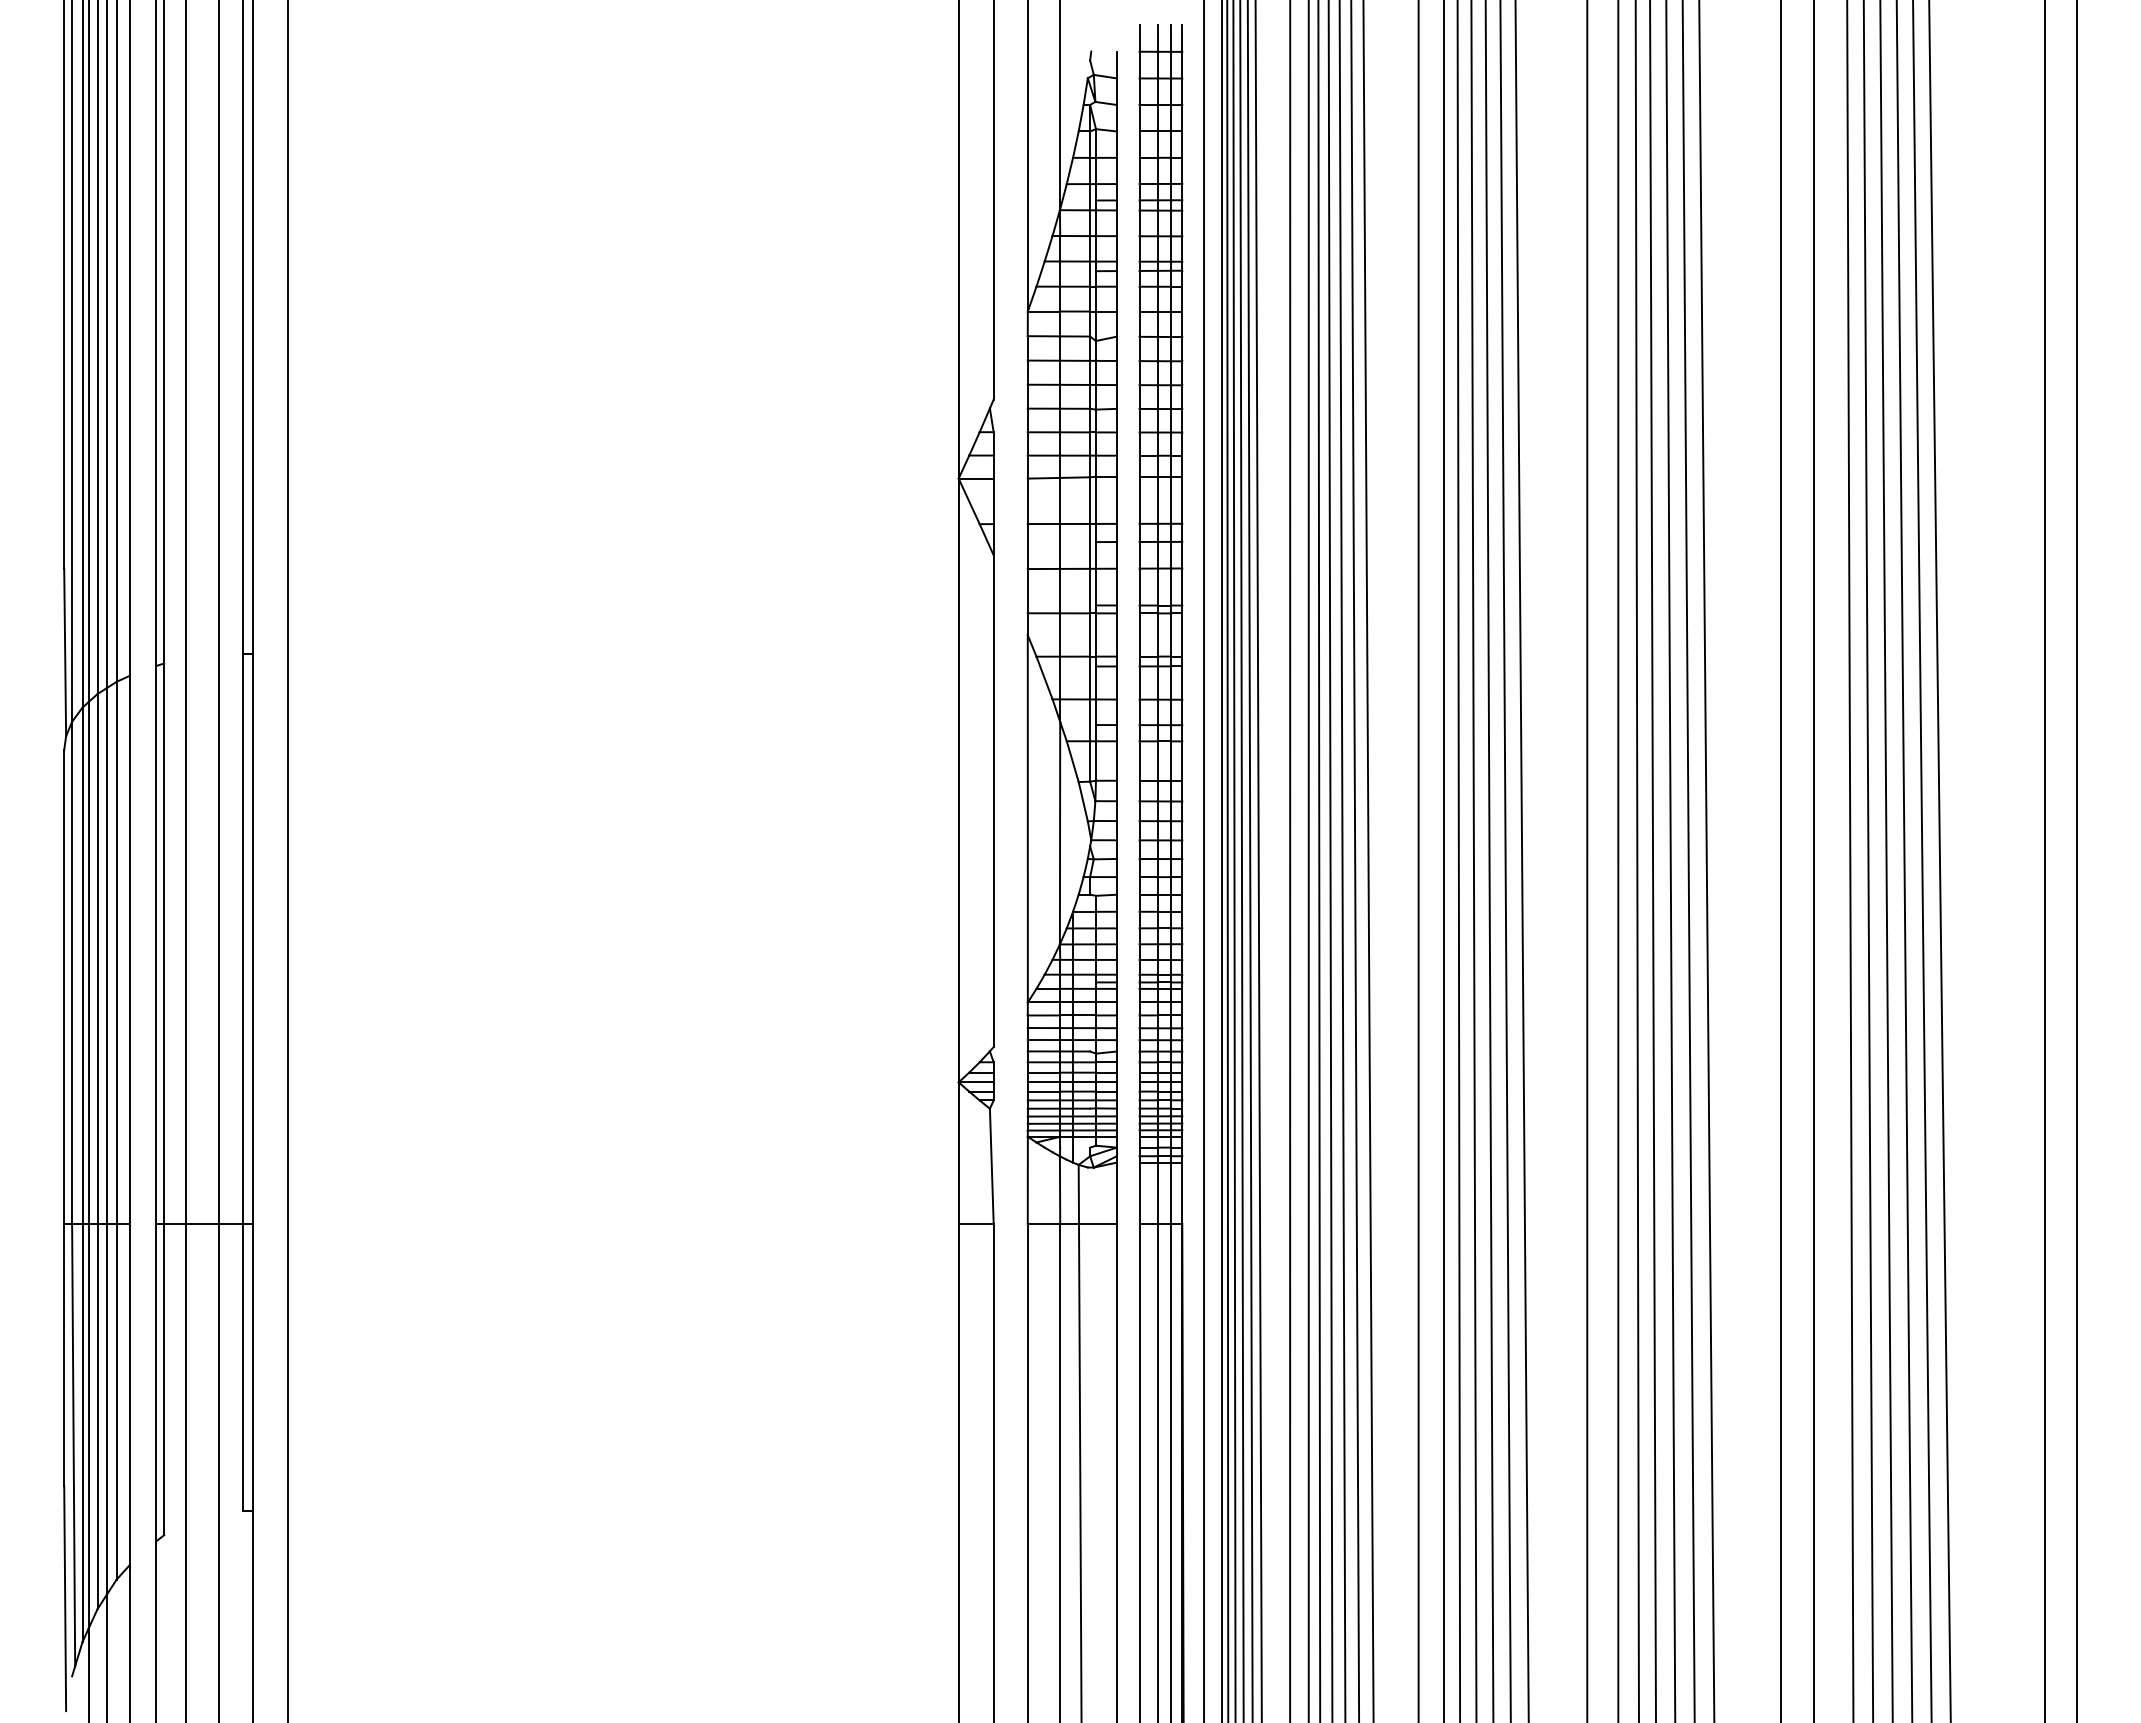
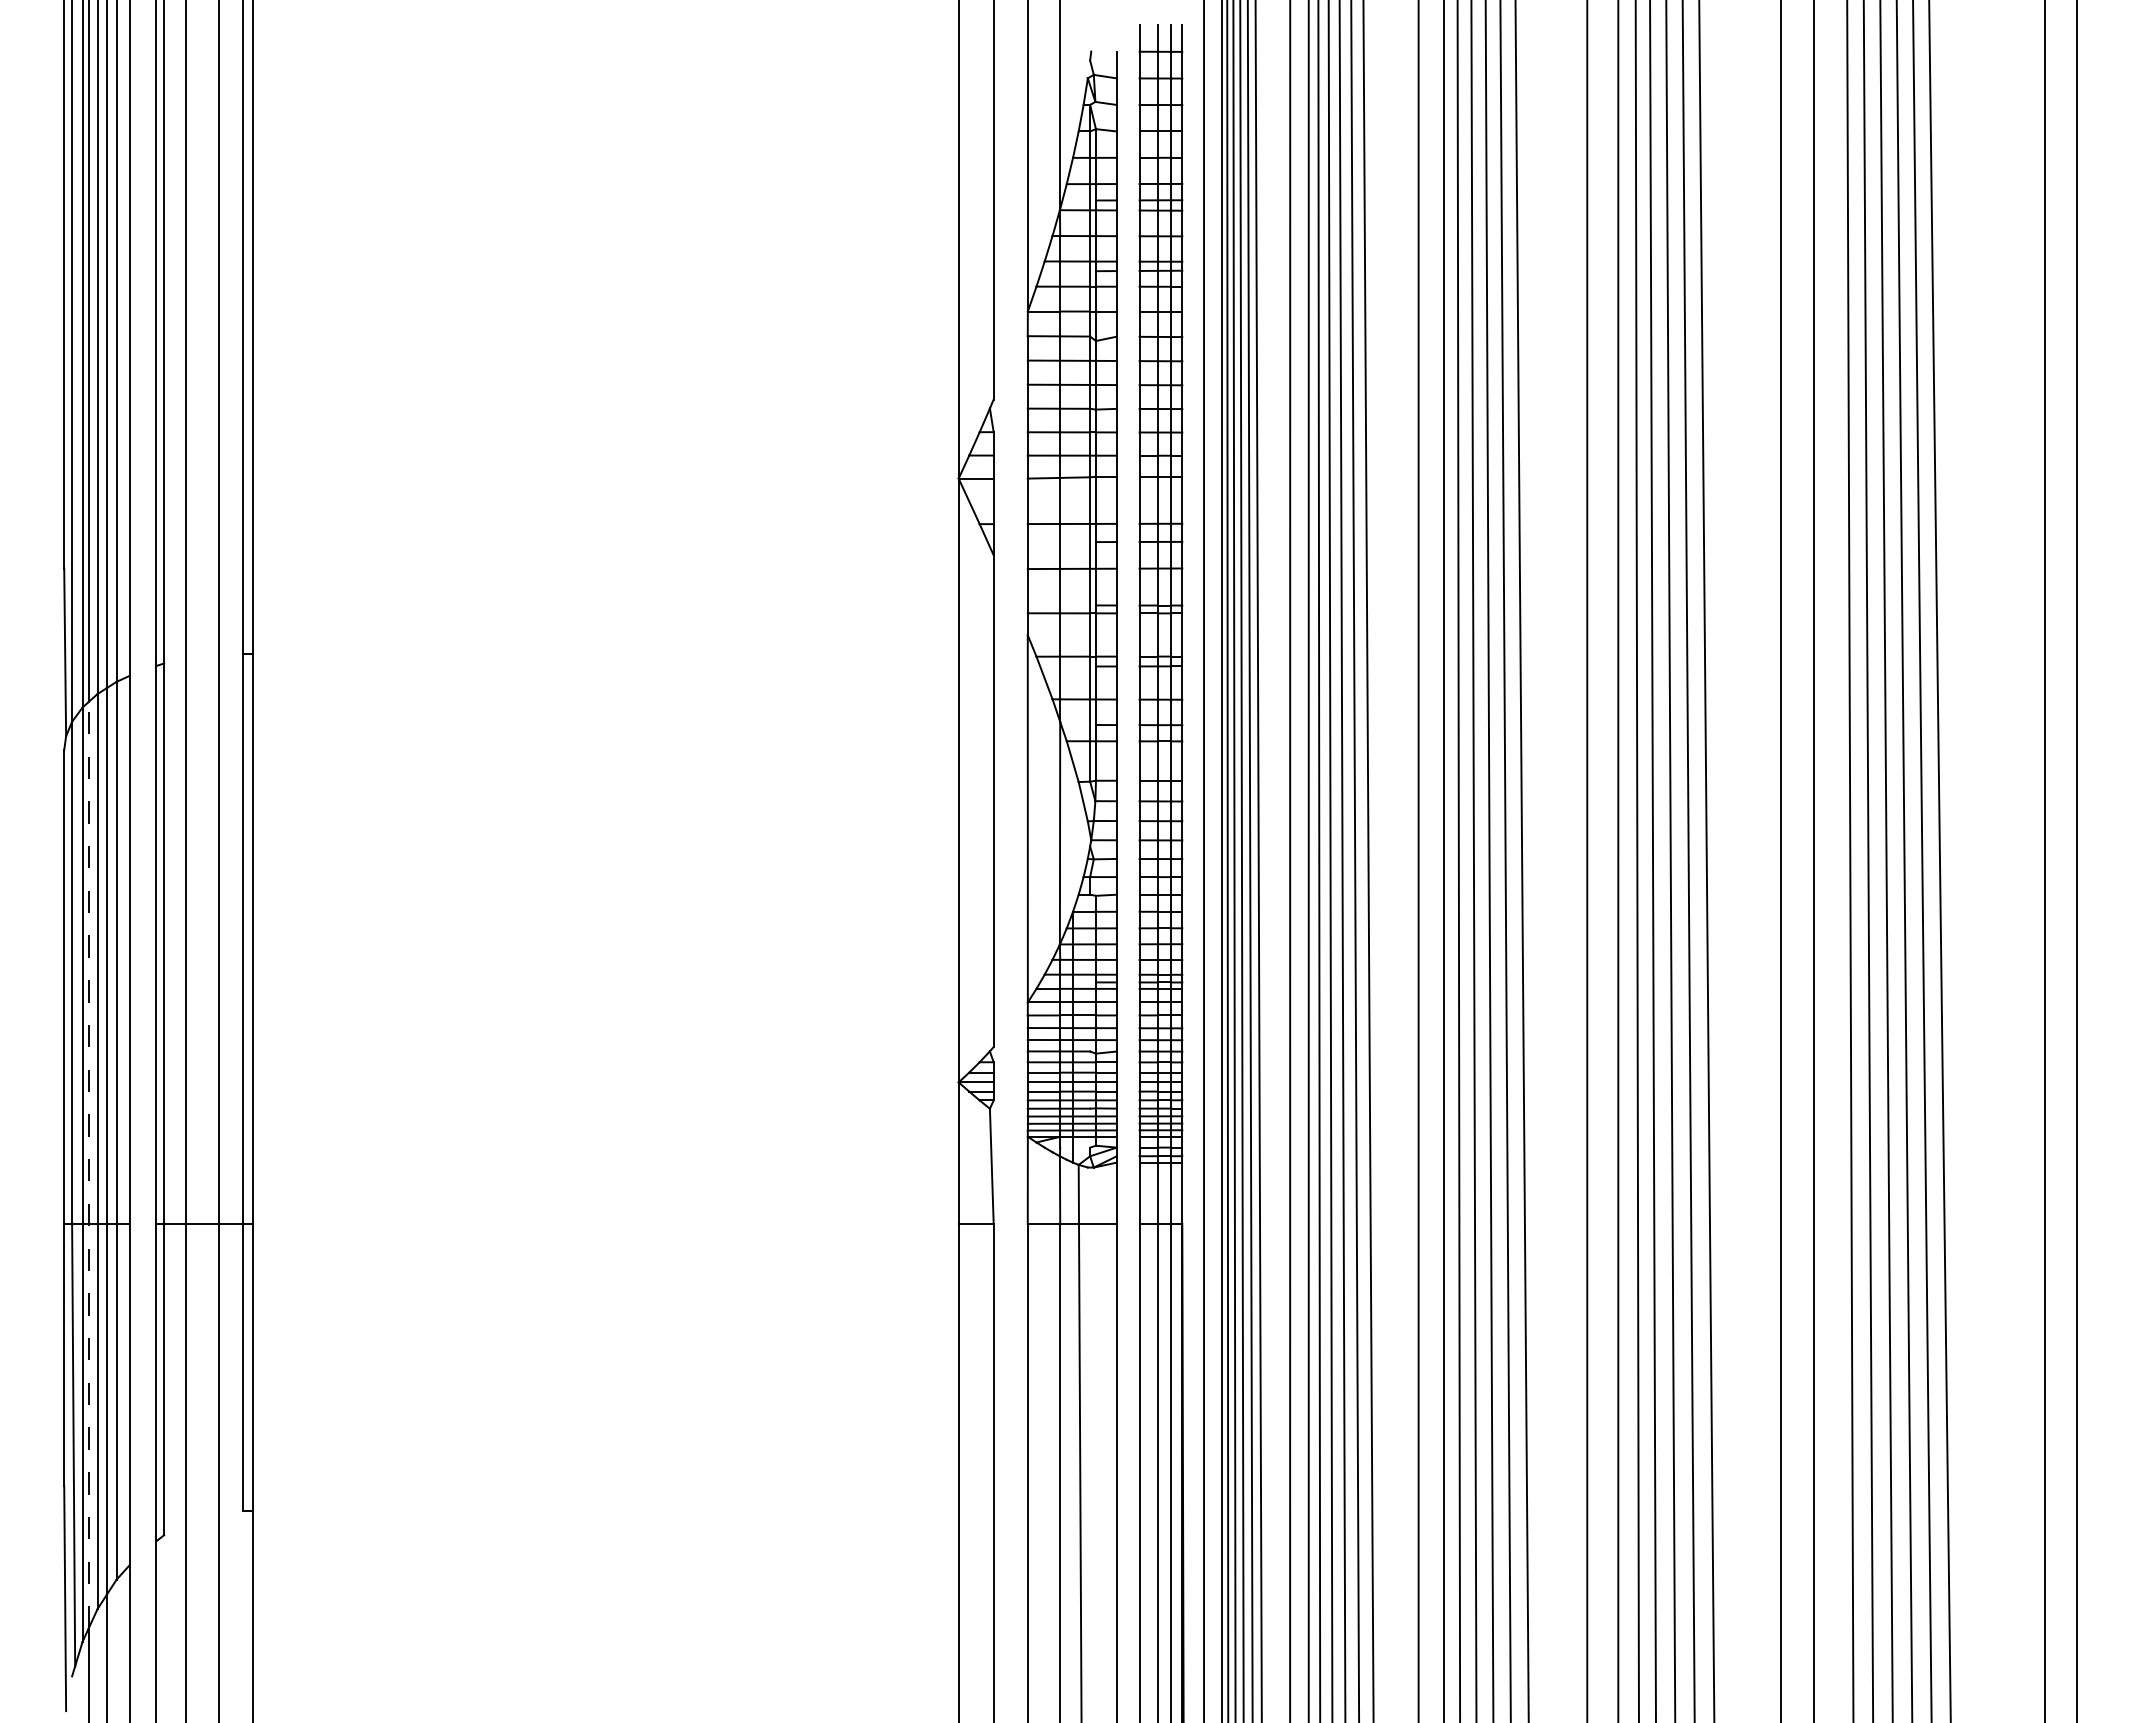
line: present -> none (287, 860)
line: solid -> dashed (88, 1164)
